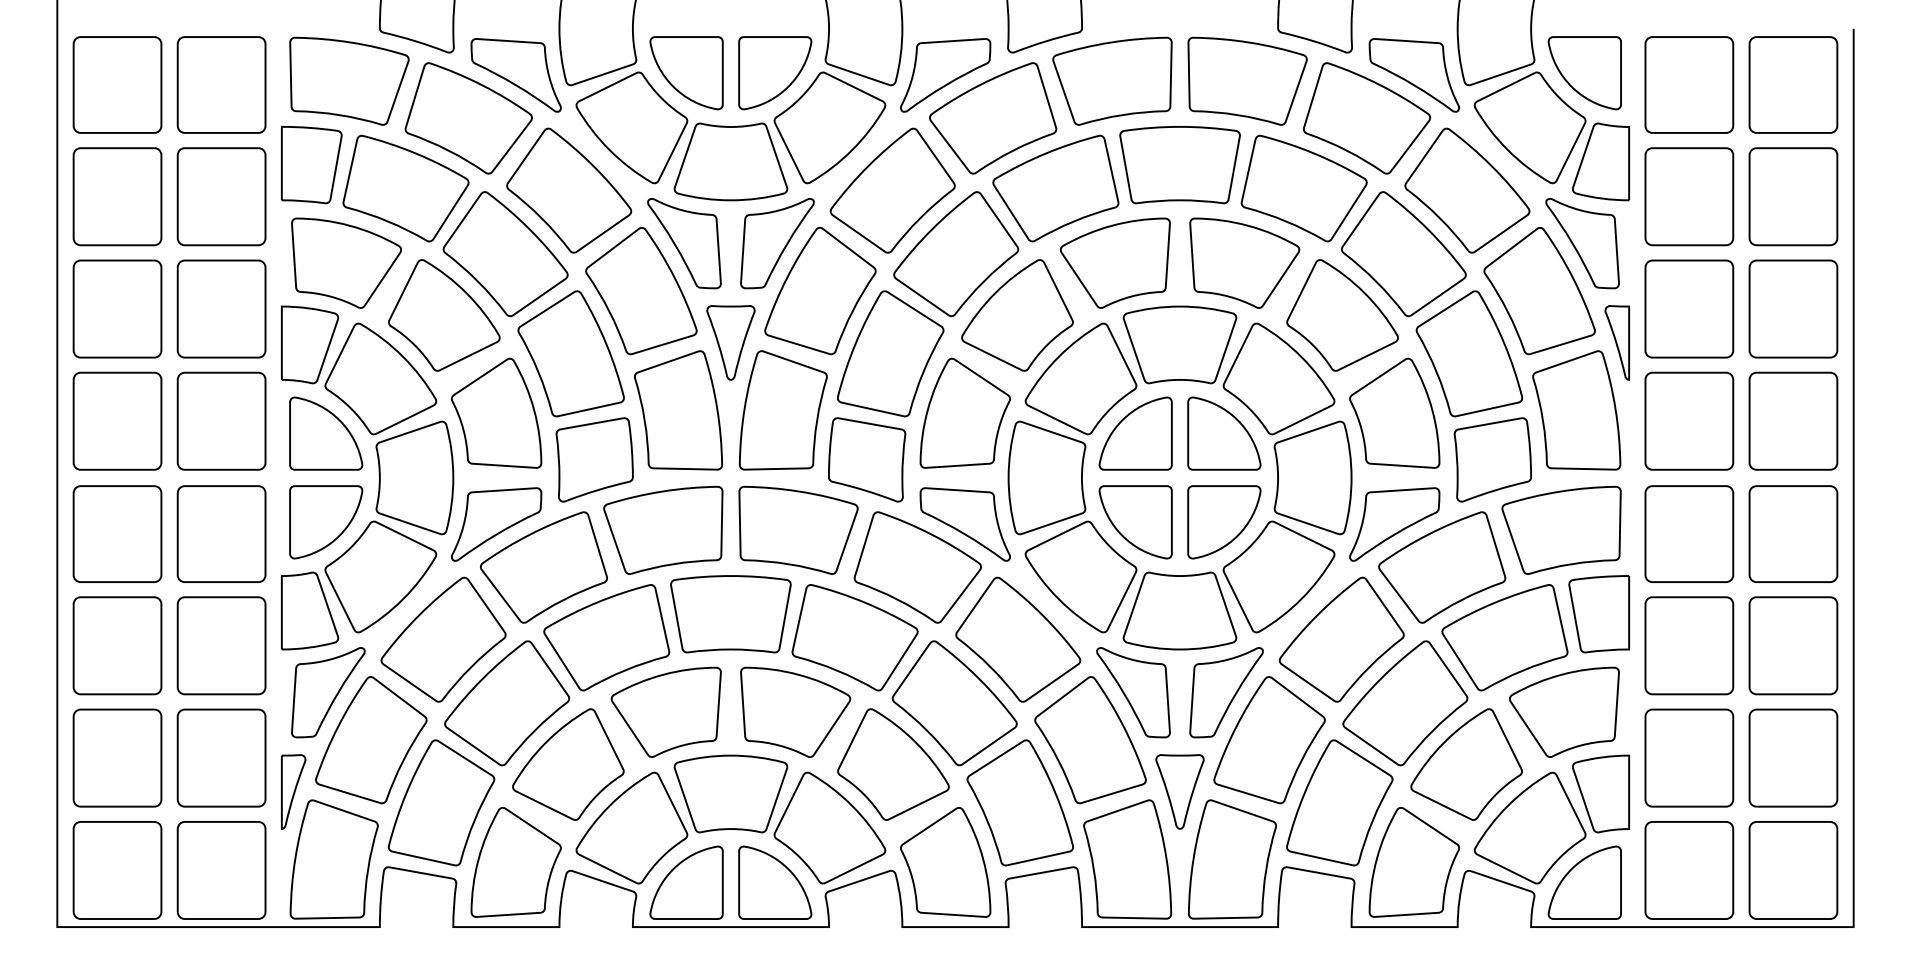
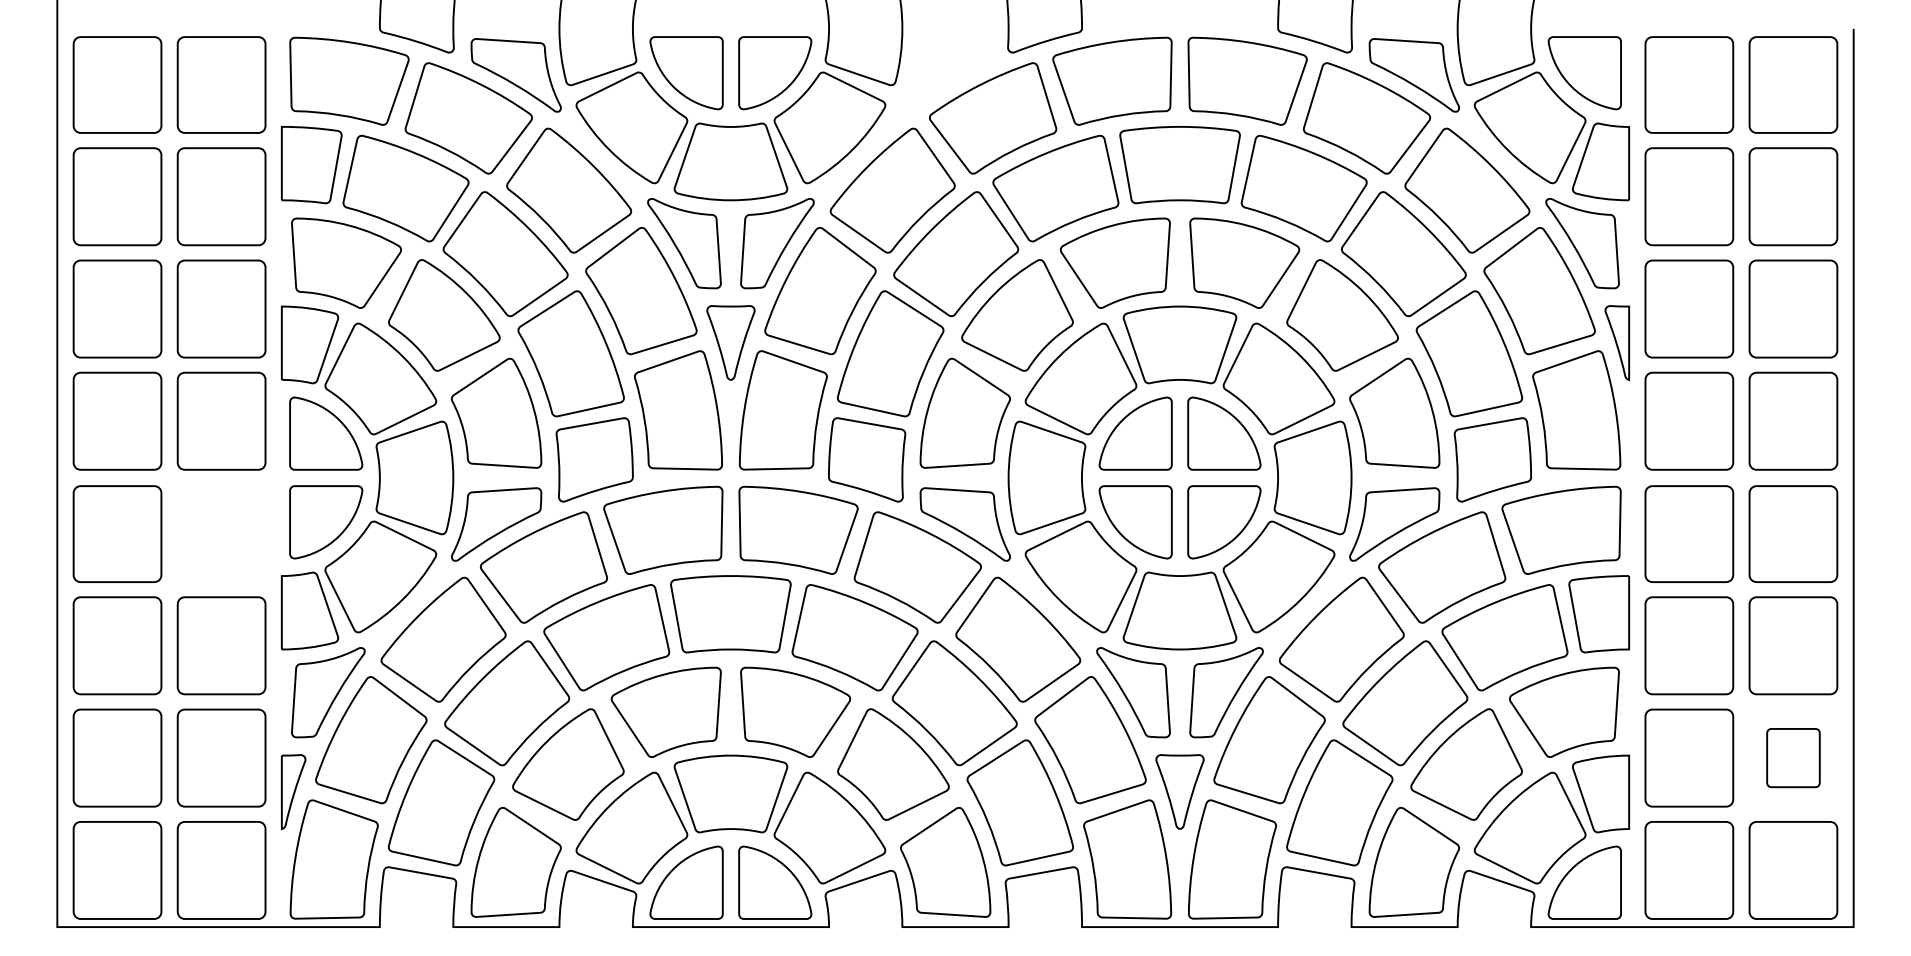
part: present -> none (945, 75)
part: present -> none (221, 533)
part size: 91x100 px -> 55x61 px (1793, 758)
